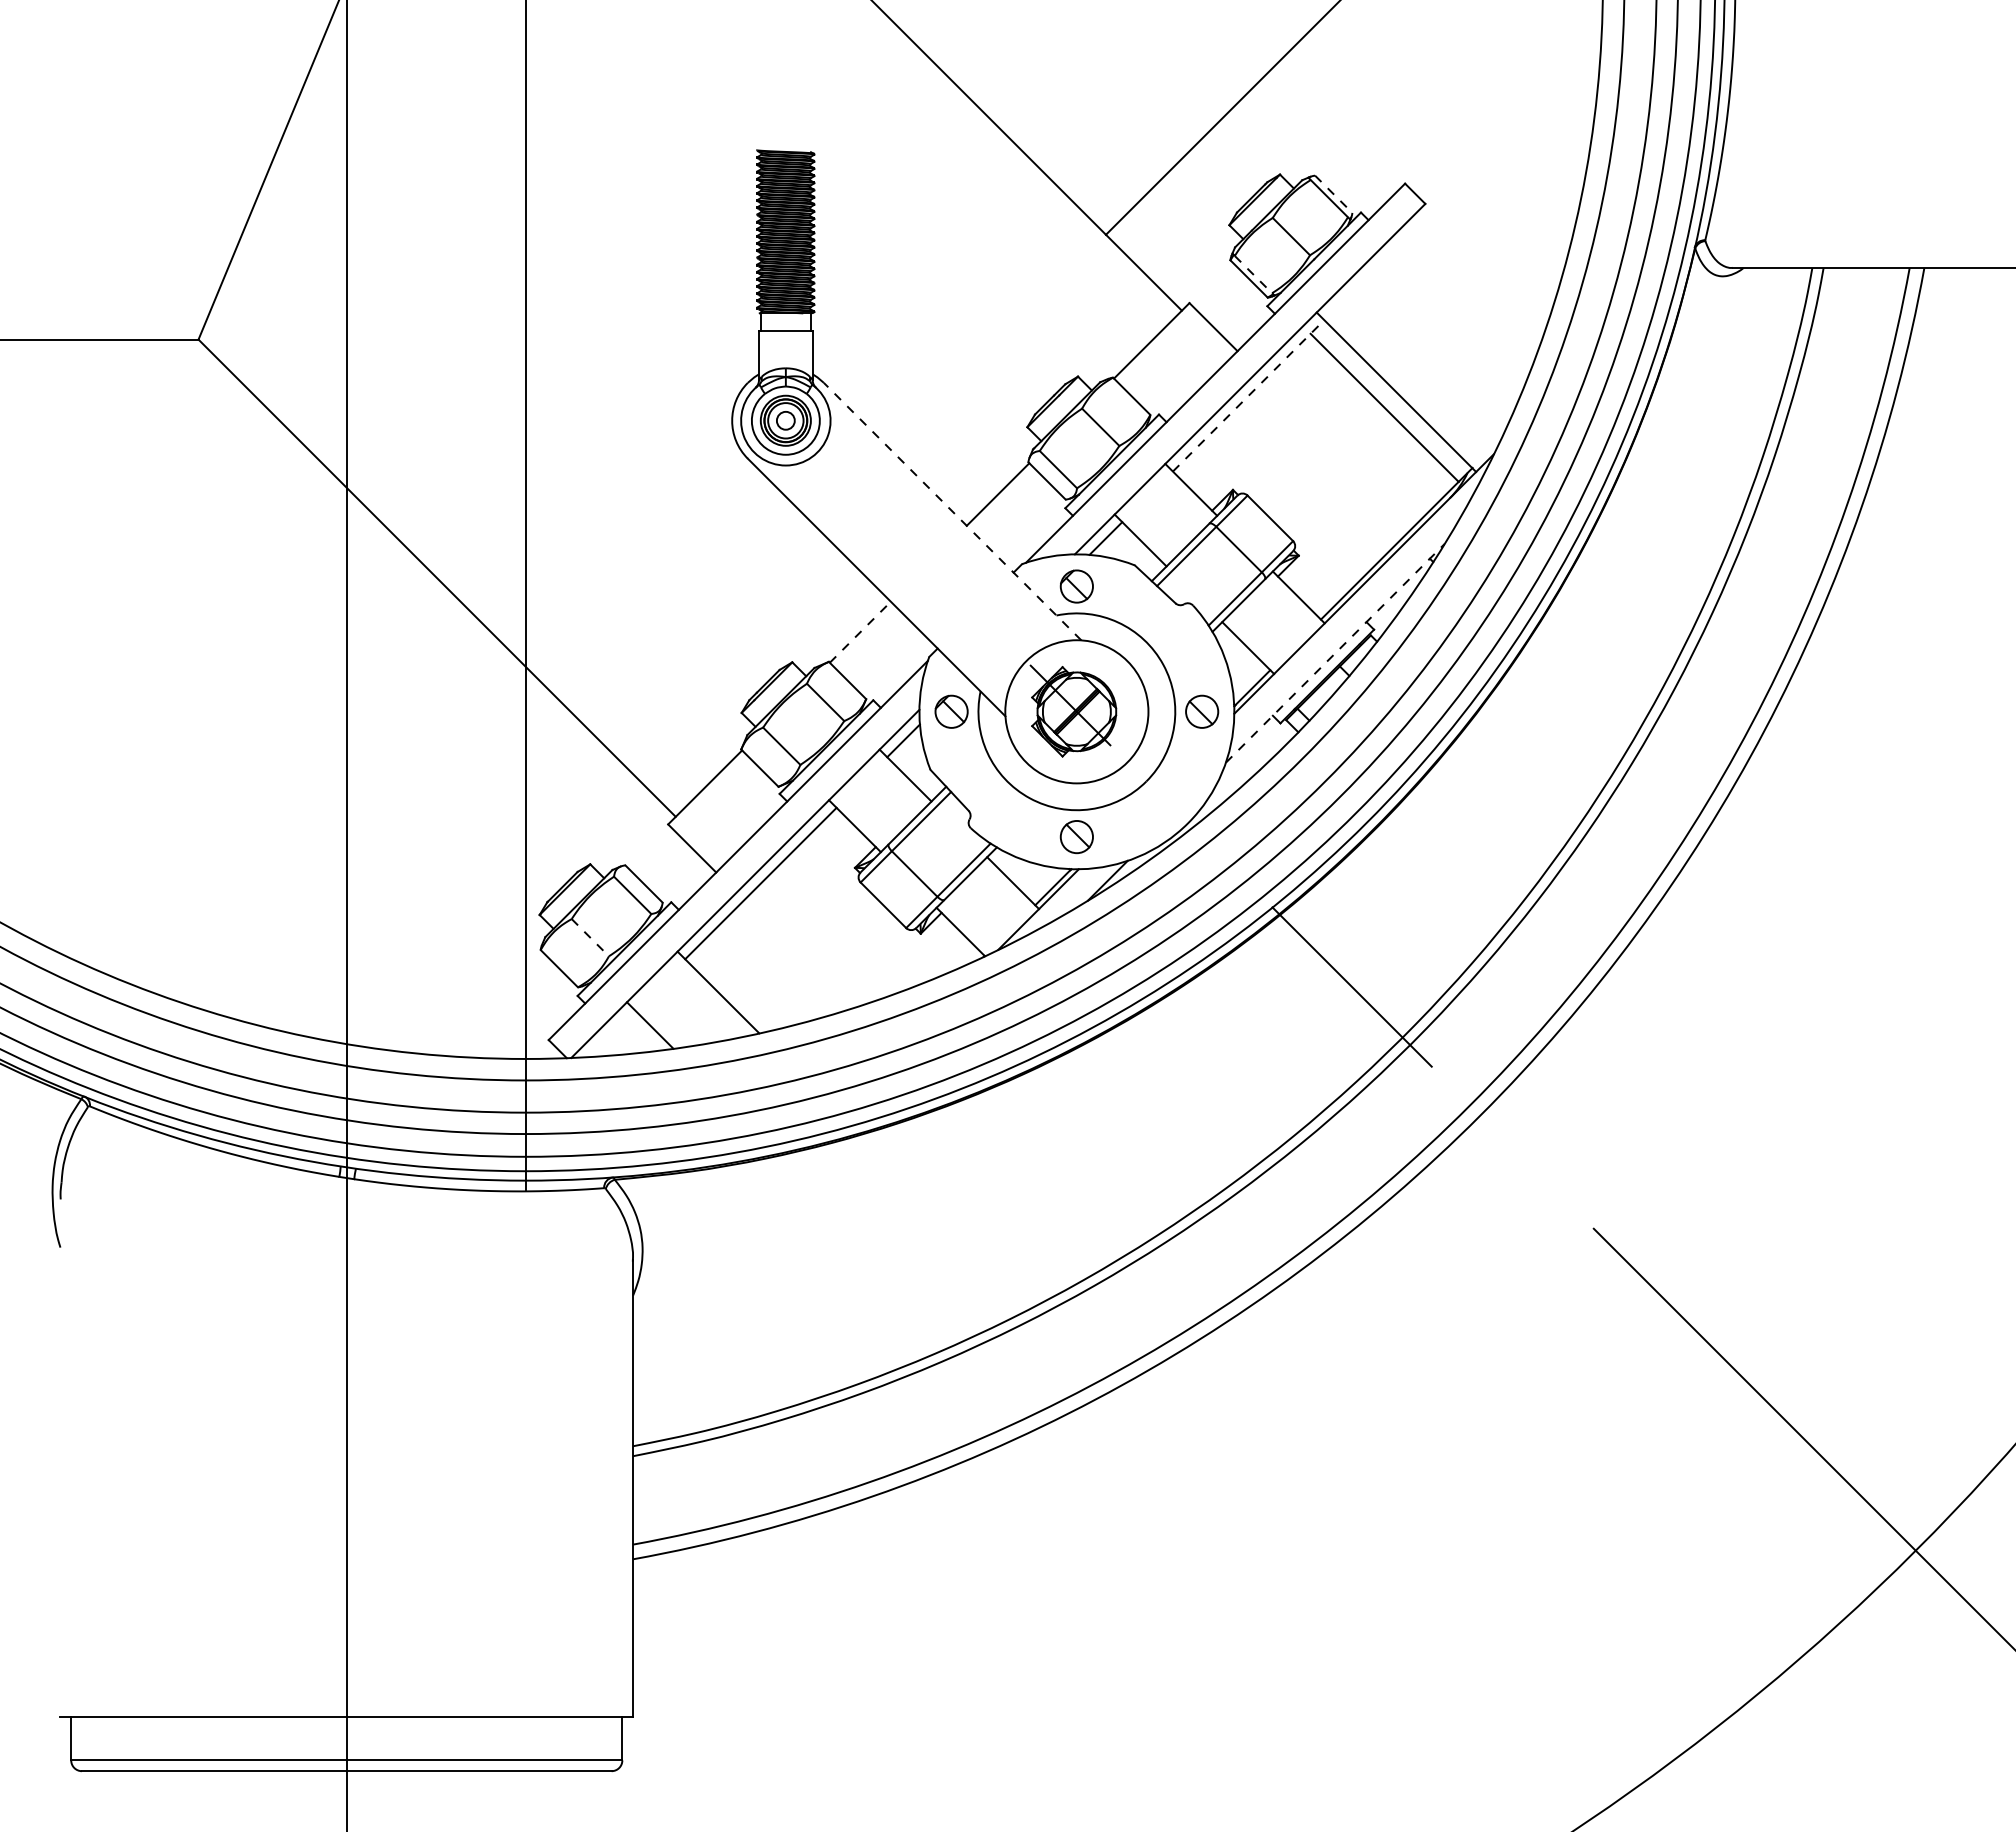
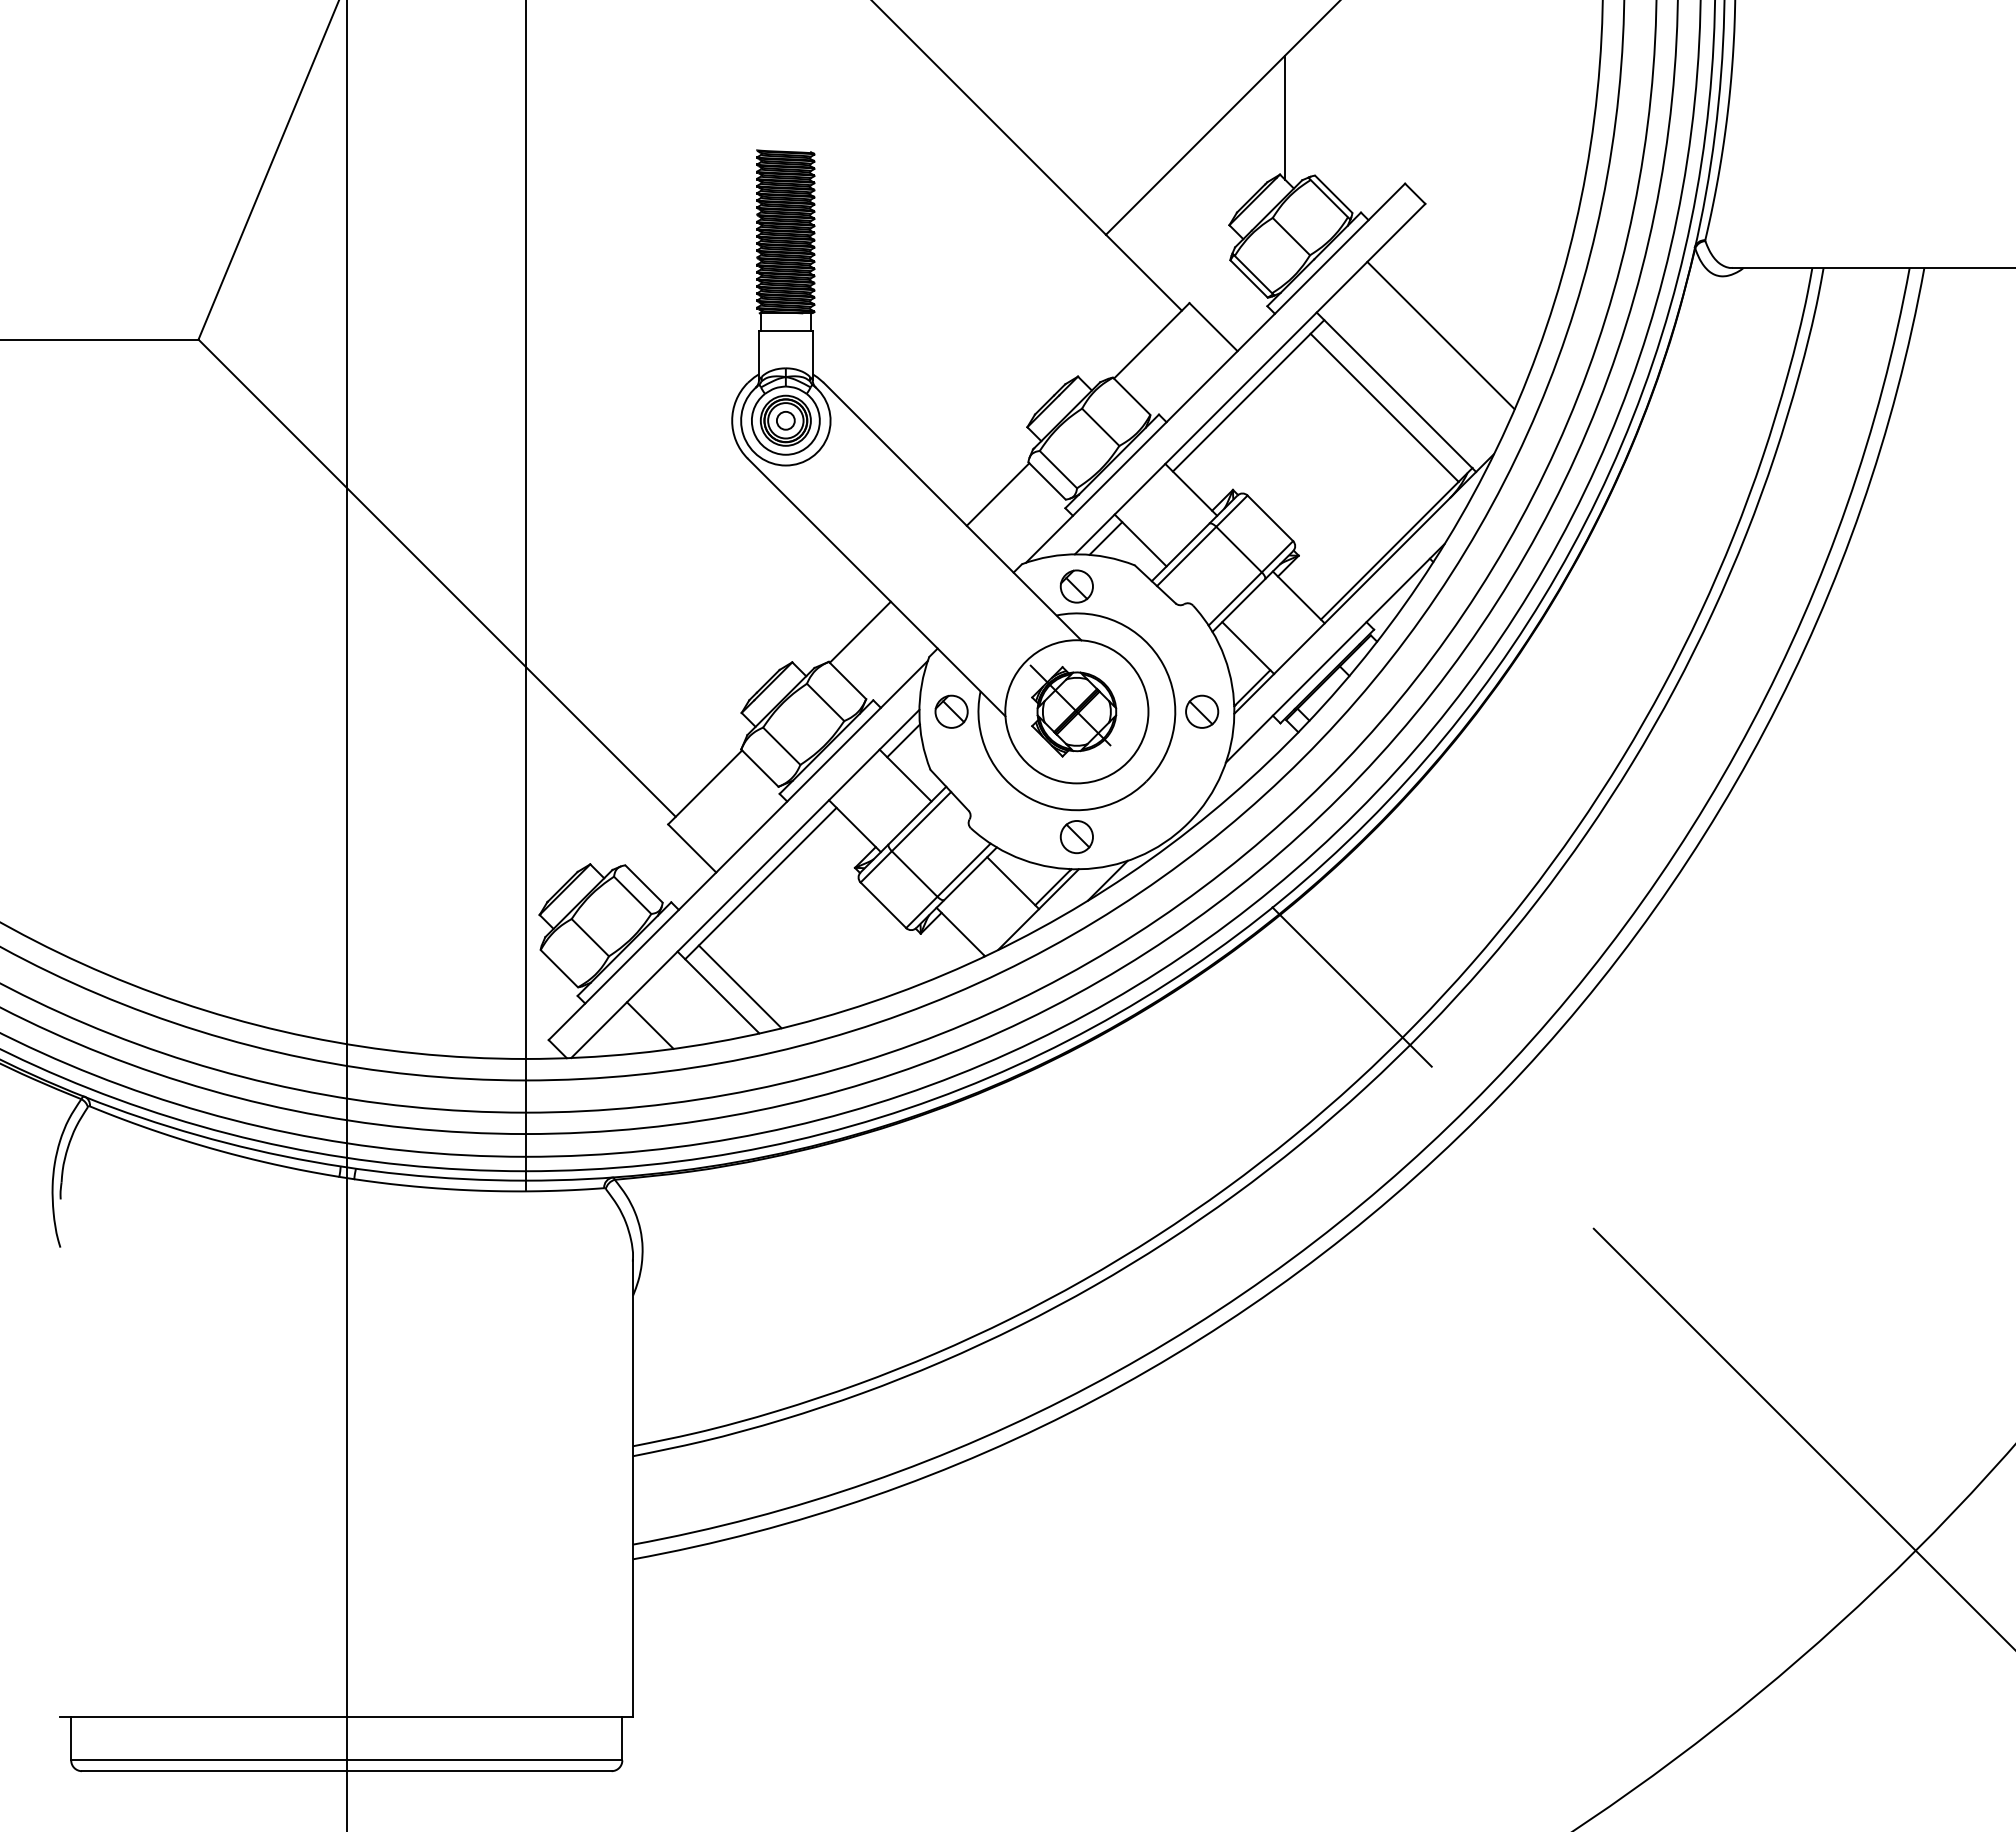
line: none -> present (1284, 117)
line: dashed -> solid (1334, 194)
line: dashed -> solid (1253, 274)
line: none -> present (1440, 335)
line: dashed -> solid (1248, 395)
line: dashed -> solid (952, 511)
line: dashed -> solid (860, 631)
line: dashed -> solid (1335, 653)
line: dashed -> solid (590, 938)
line: none -> present (739, 986)
